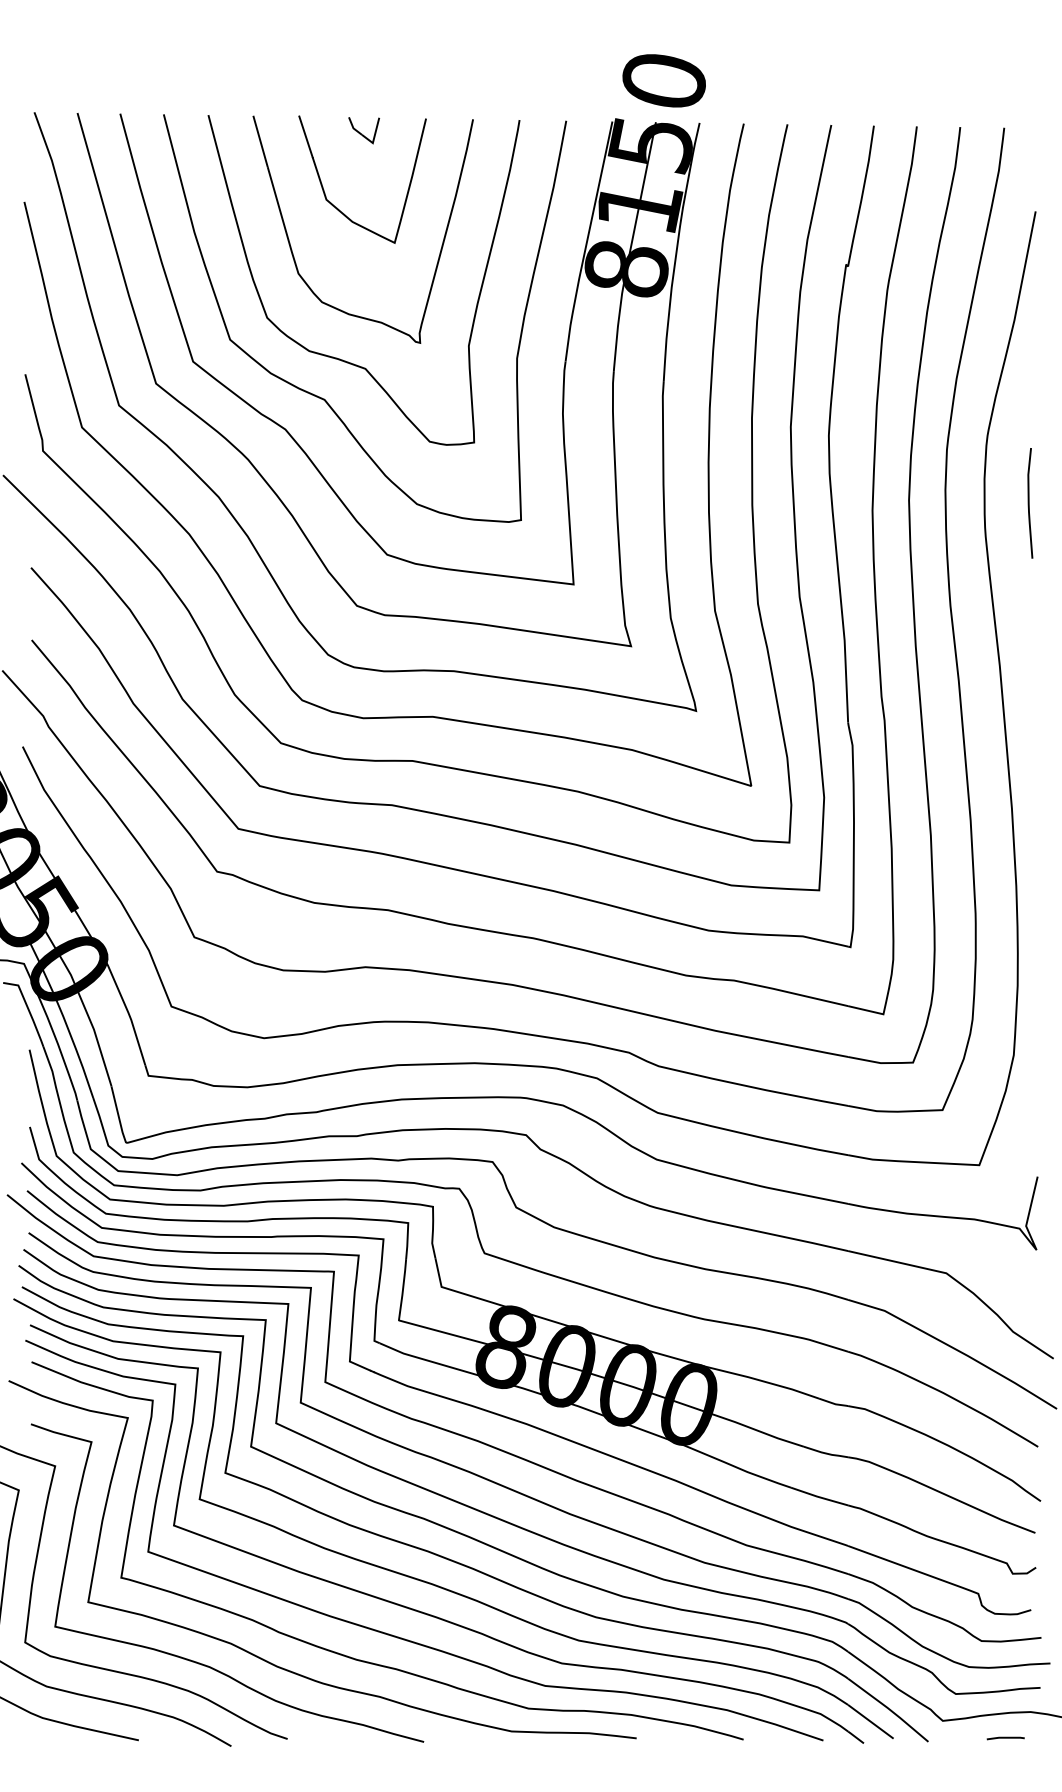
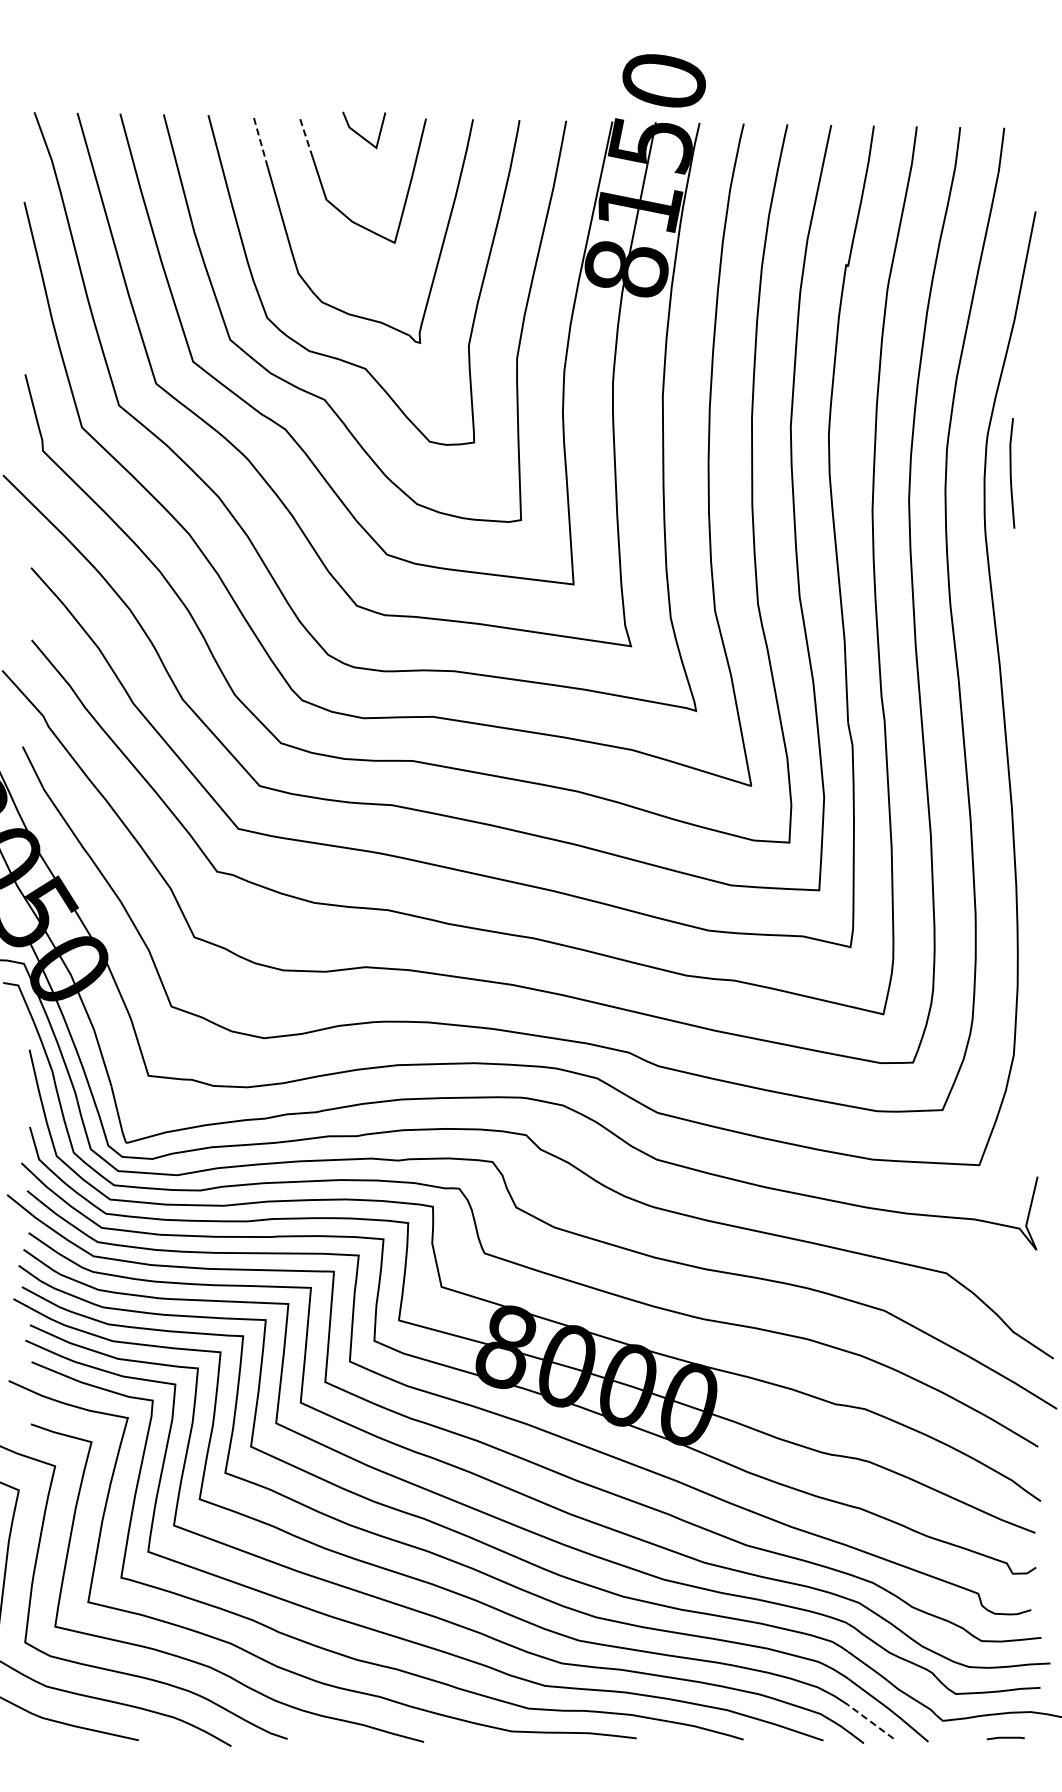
part size: 32x28 px -> 45x39 px (364, 130)
line: solid -> dashed (305, 136)
line: solid -> dashed (260, 141)
curve position: (1029, 503) -> (1011, 473) (1011, 473)
line: solid -> dashed (870, 1721)
